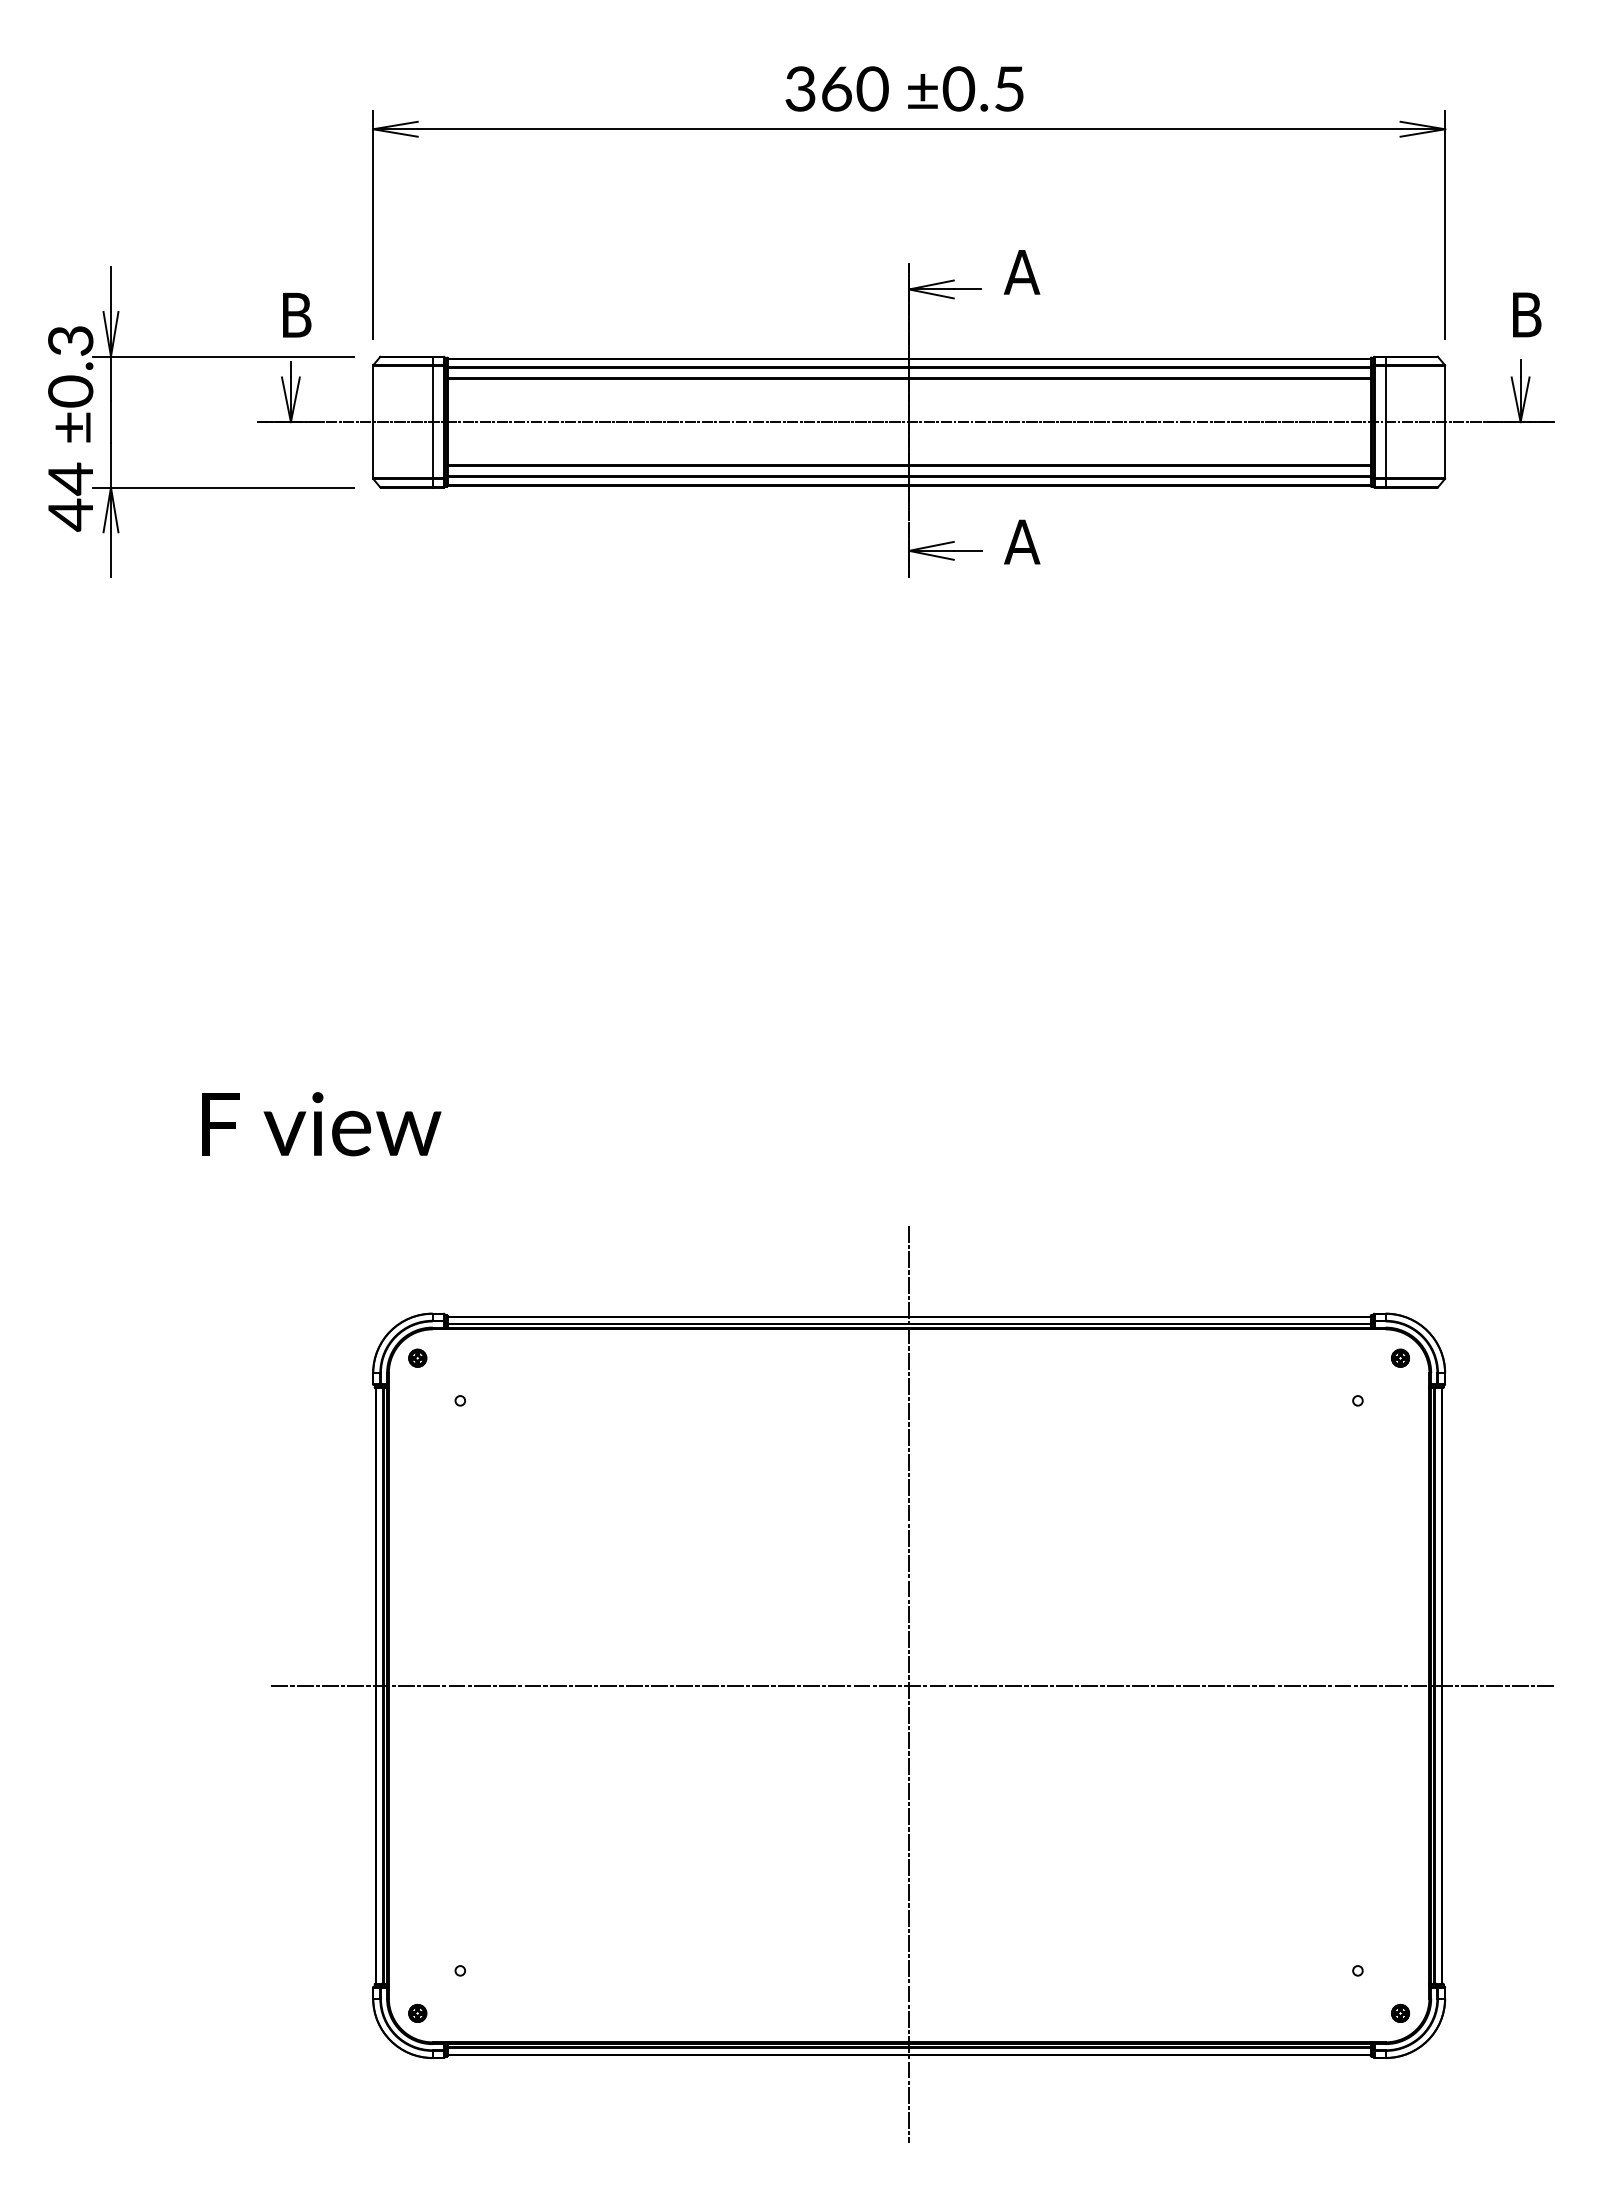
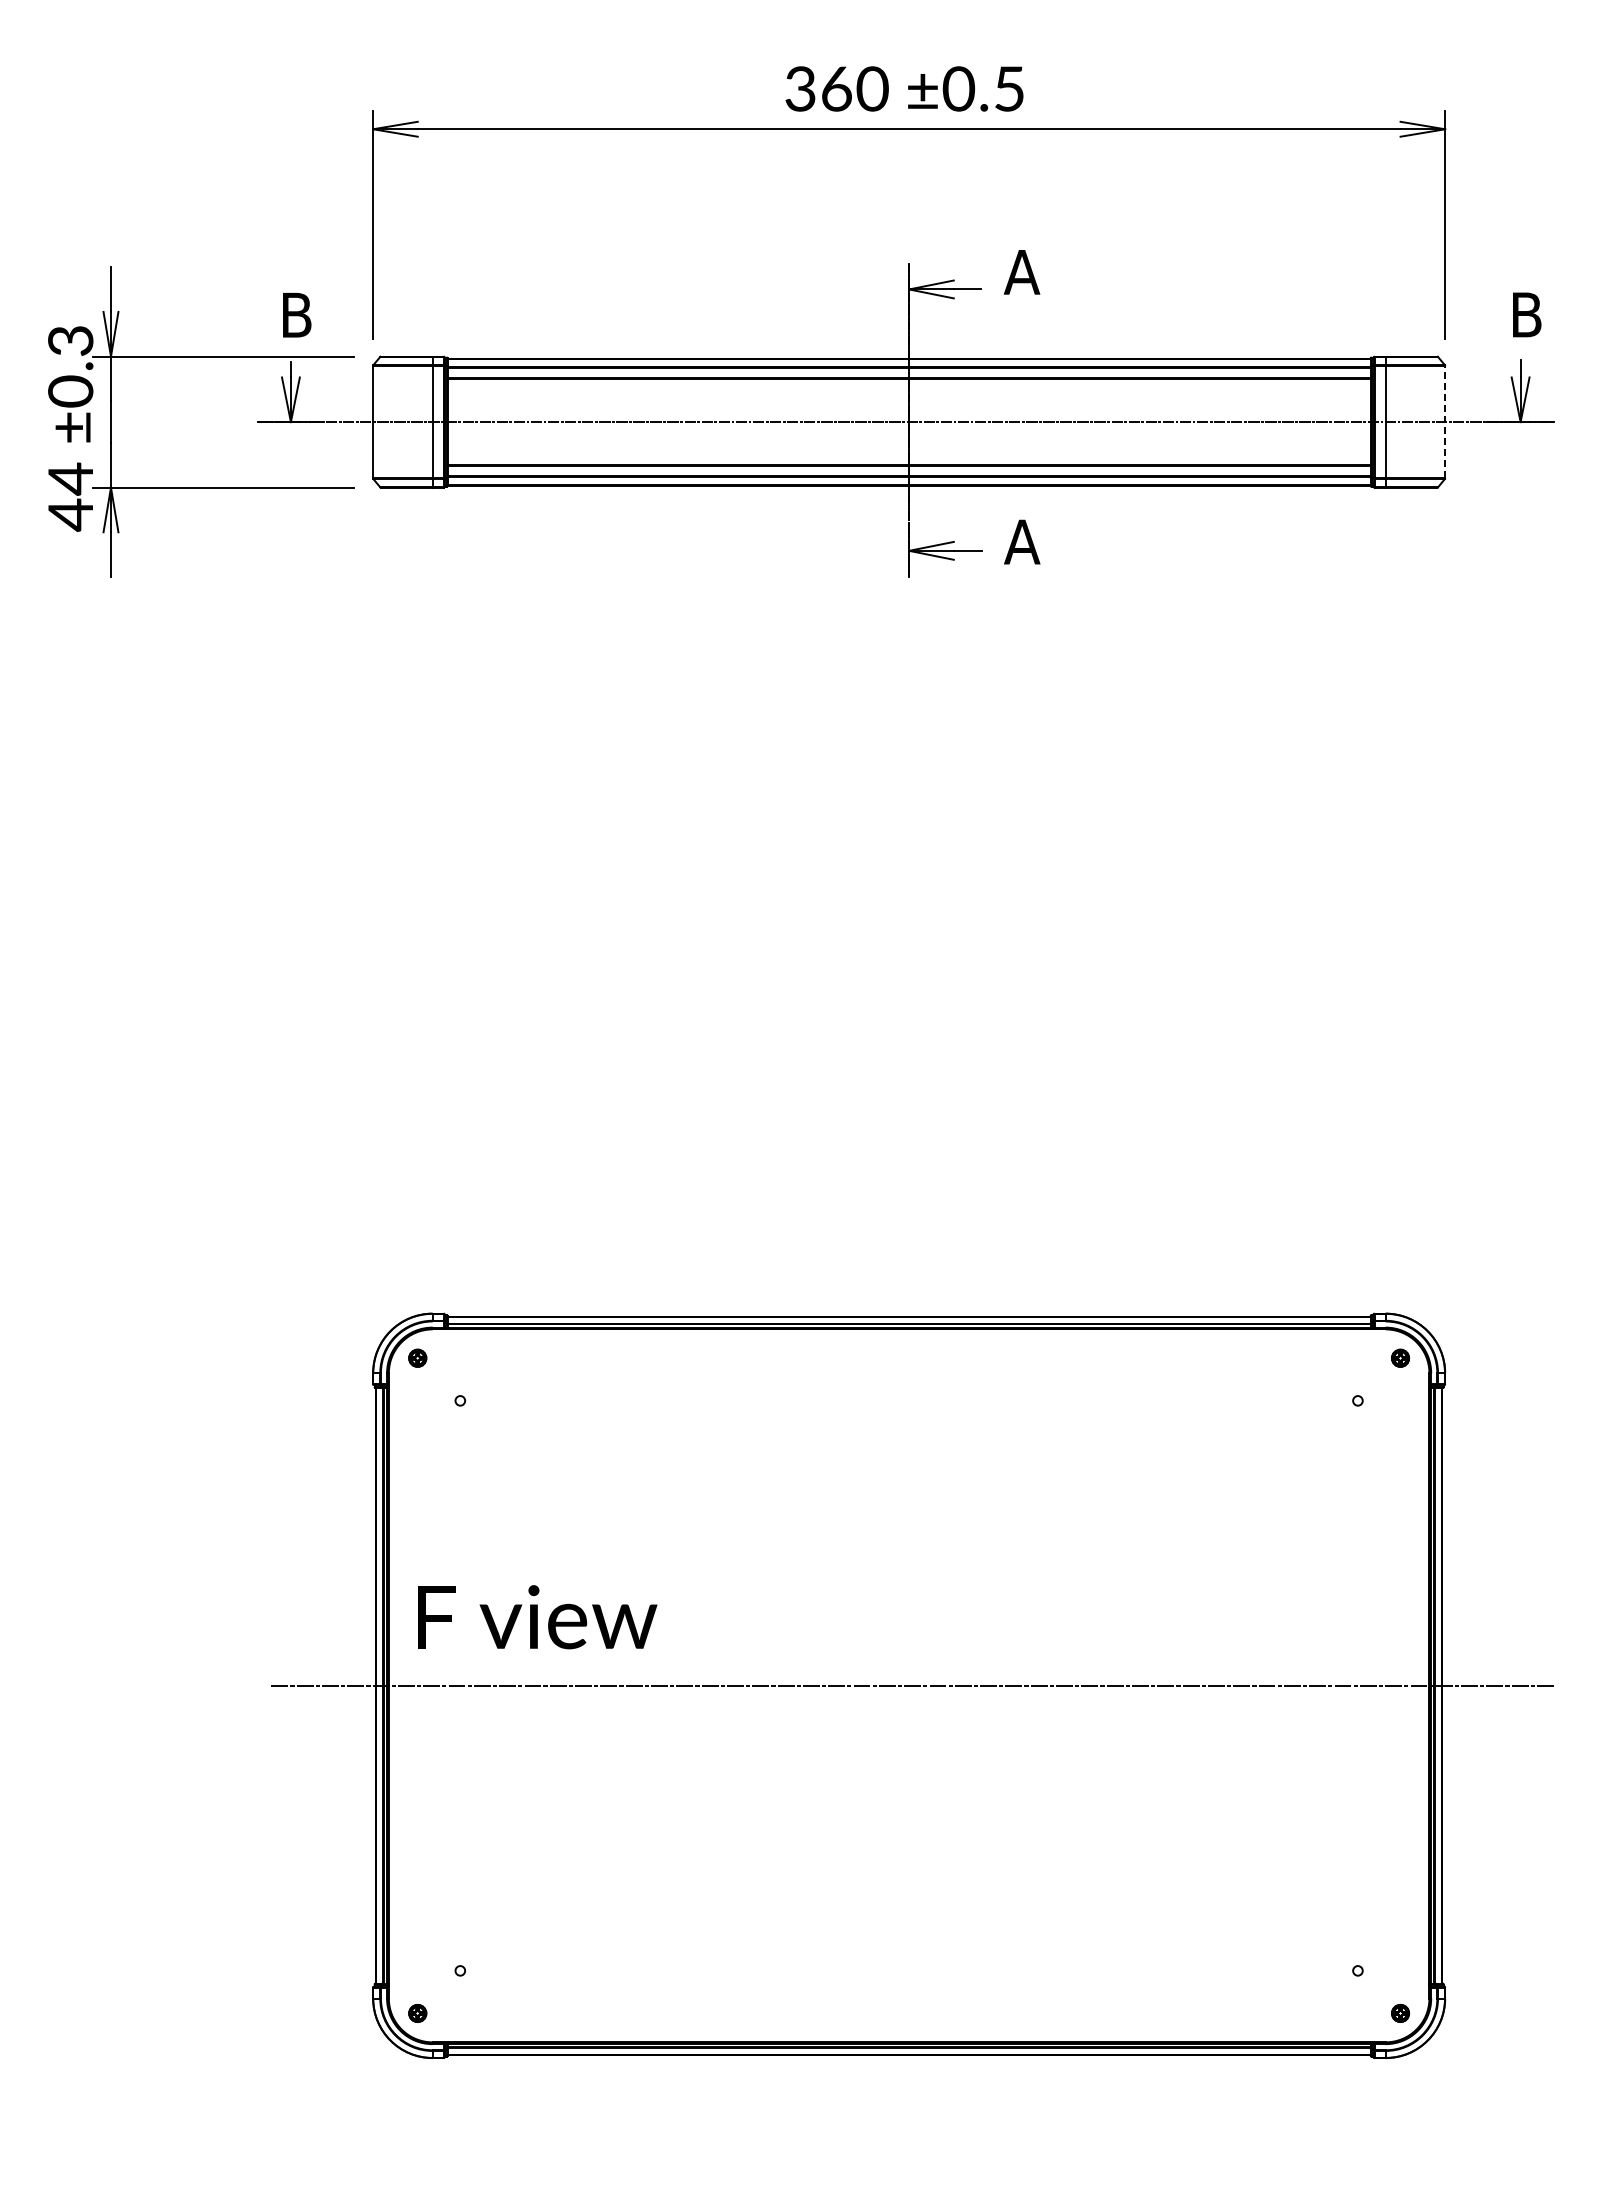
line: solid -> dashed (1445, 421)
text position: (321, 1124) -> (537, 1617) (537, 1617)
line: present -> none (909, 1684)
